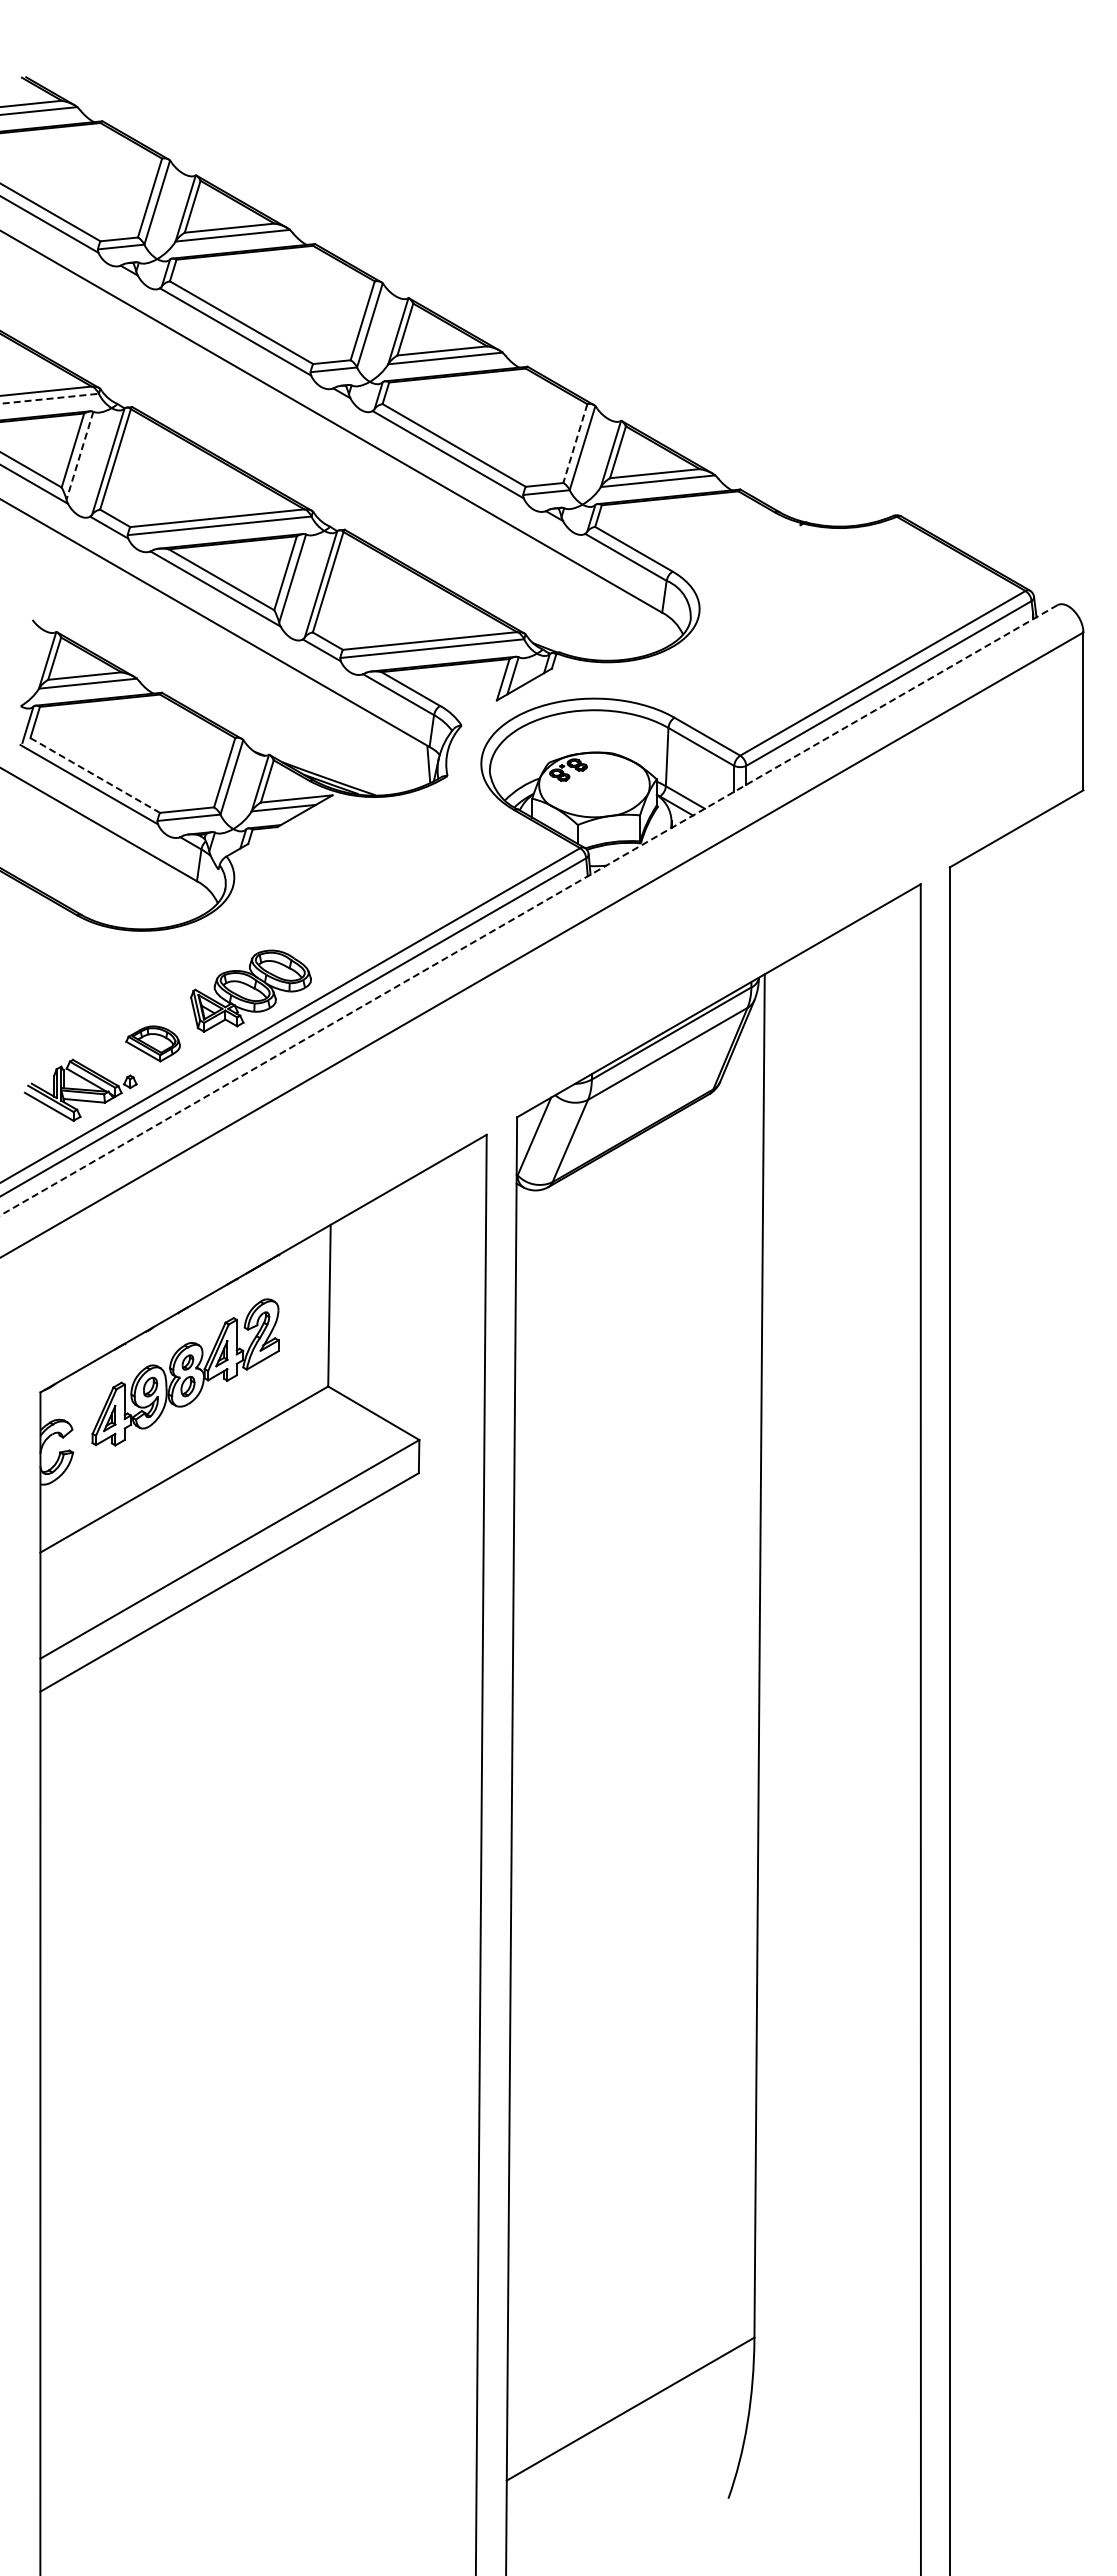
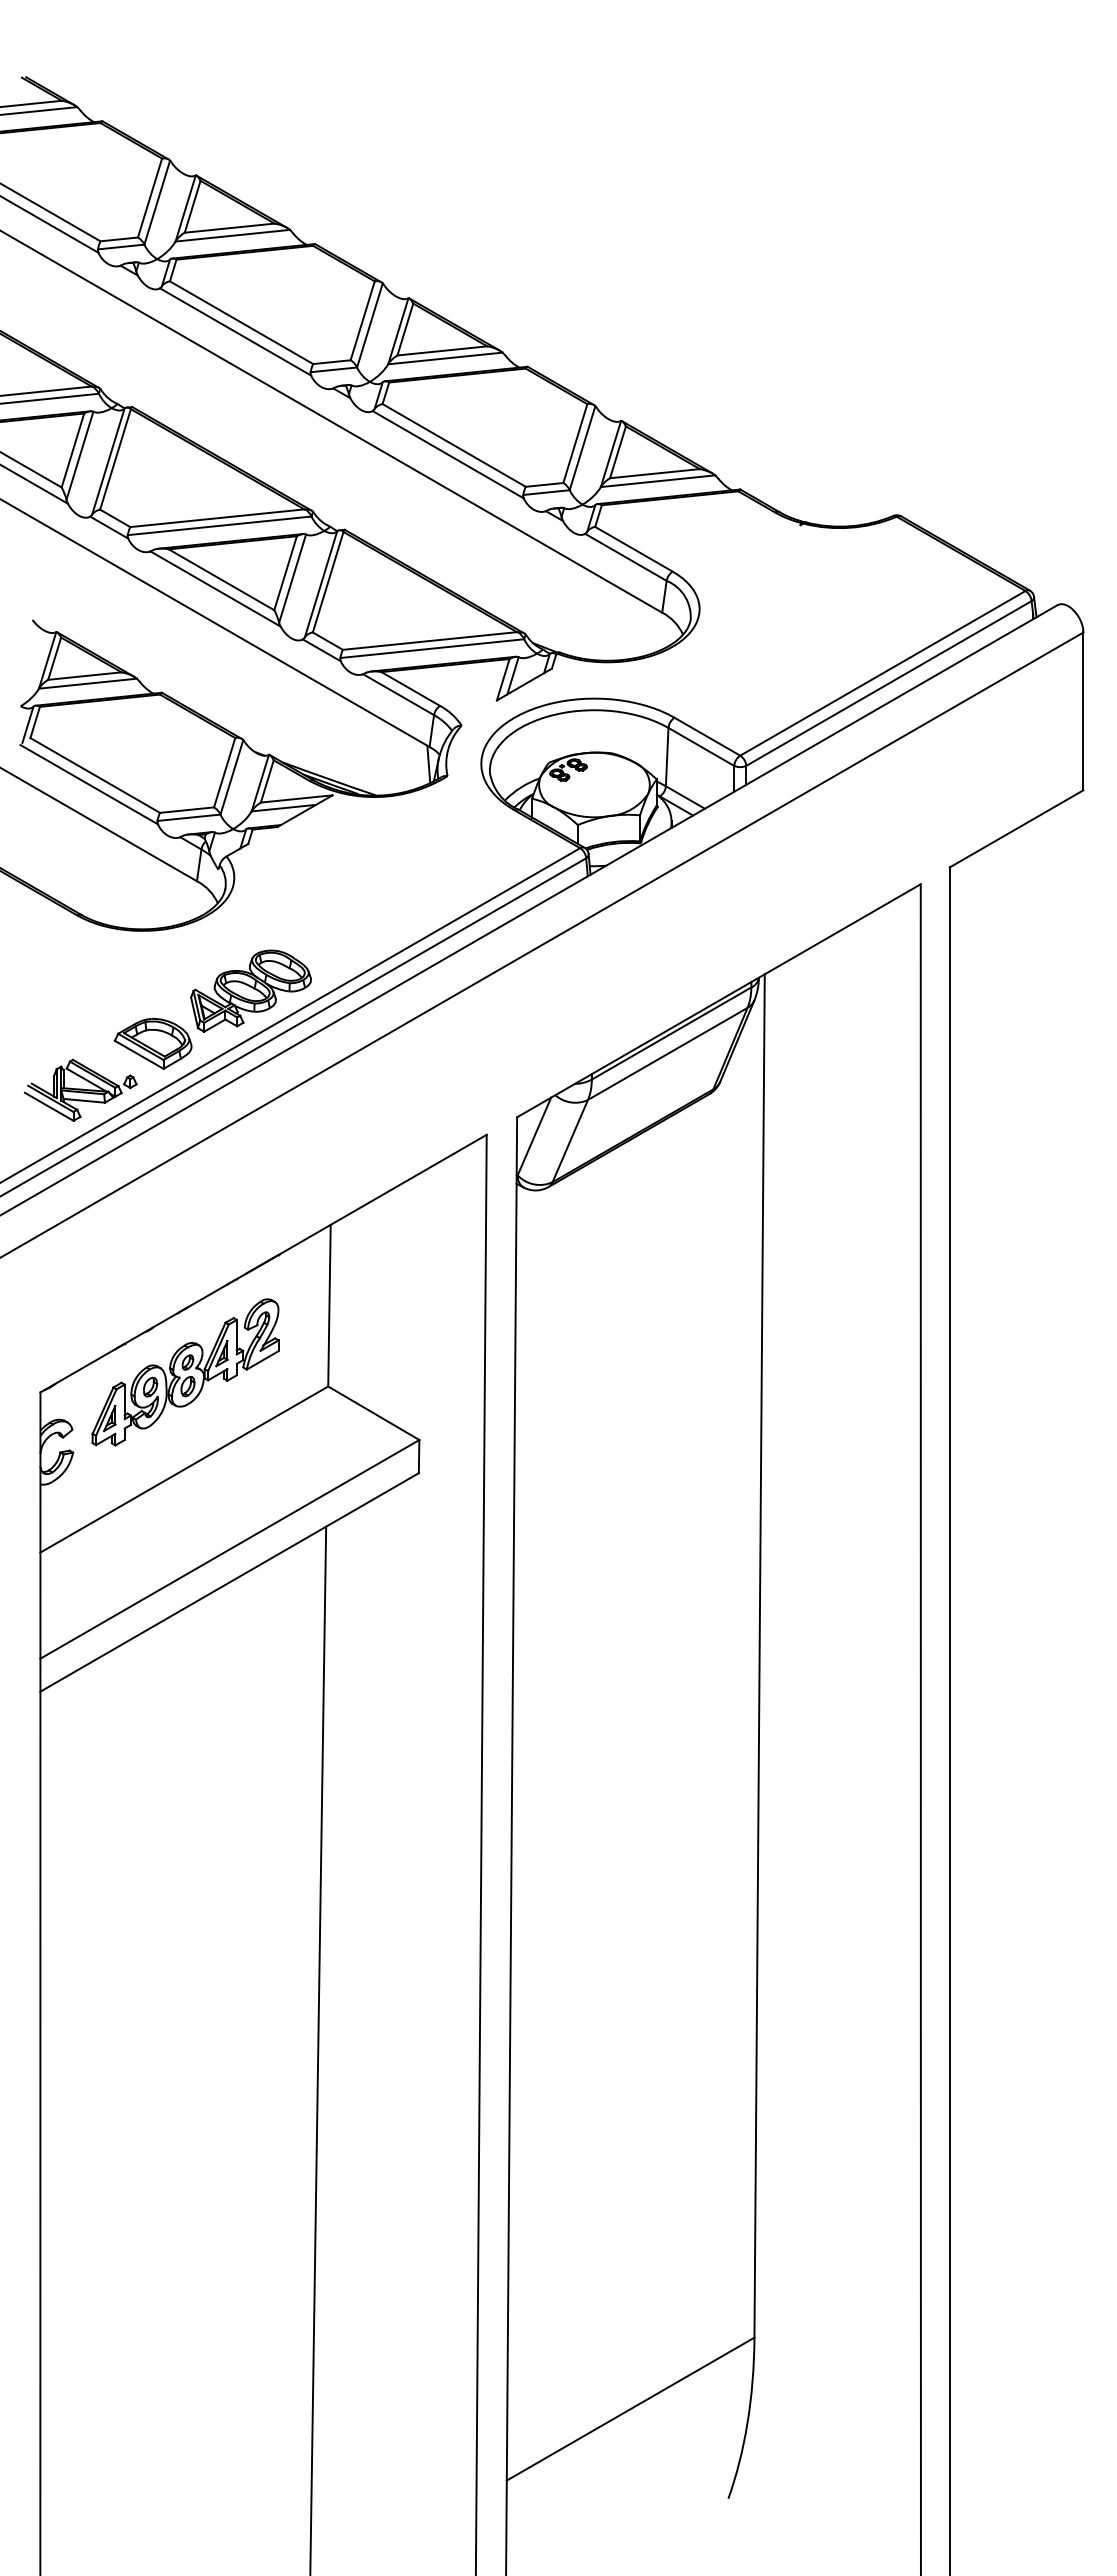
line: dashed -> solid (50, 398)
line: dashed -> solid (575, 444)
line: dashed -> solid (79, 456)
line: dashed -> solid (95, 775)
line: dashed -> solid (529, 910)
part size: 56x38 px -> 80x52 px (152, 1043)
line: none -> present (318, 2049)
